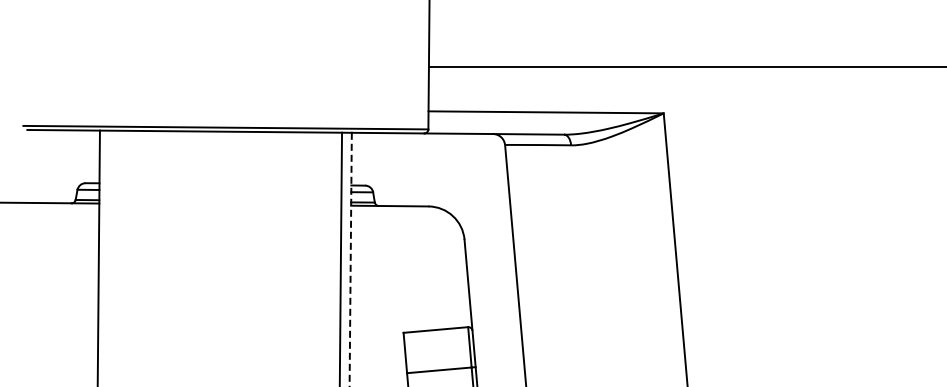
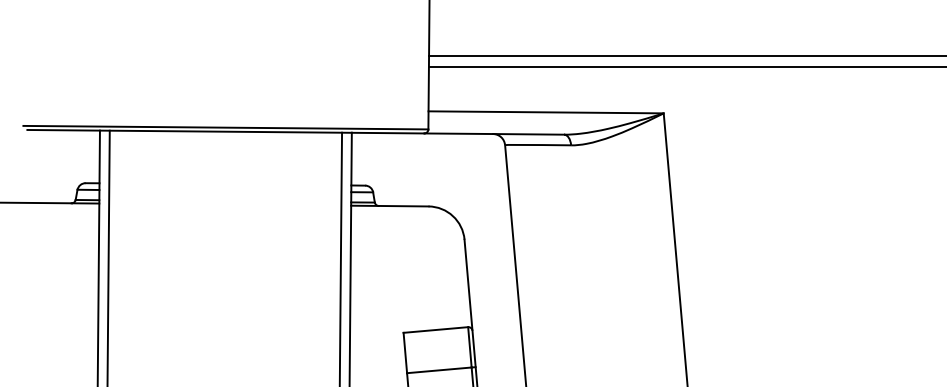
line: none -> present (686, 56)
line: none -> present (108, 256)
line: dashed -> solid (350, 259)
